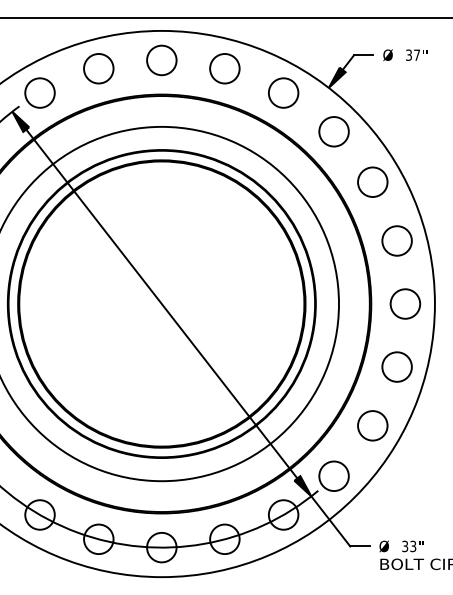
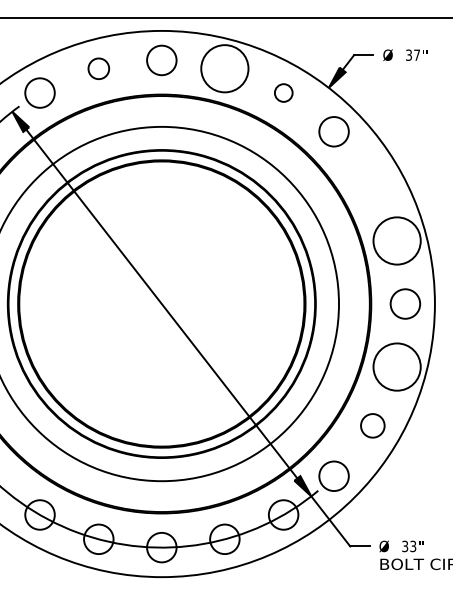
circle size: 32x32 px -> 24x23 px (98, 68)
circle diameter: 30 px -> 47 px (224, 68)
circle size: 32x32 px -> 20x20 px (283, 92)
circle: present -> none (372, 181)
circle diameter: 30 px -> 47 px (396, 240)
circle diameter: 30 px -> 47 px (396, 366)
circle size: 32x32 px -> 26x26 px (372, 425)
